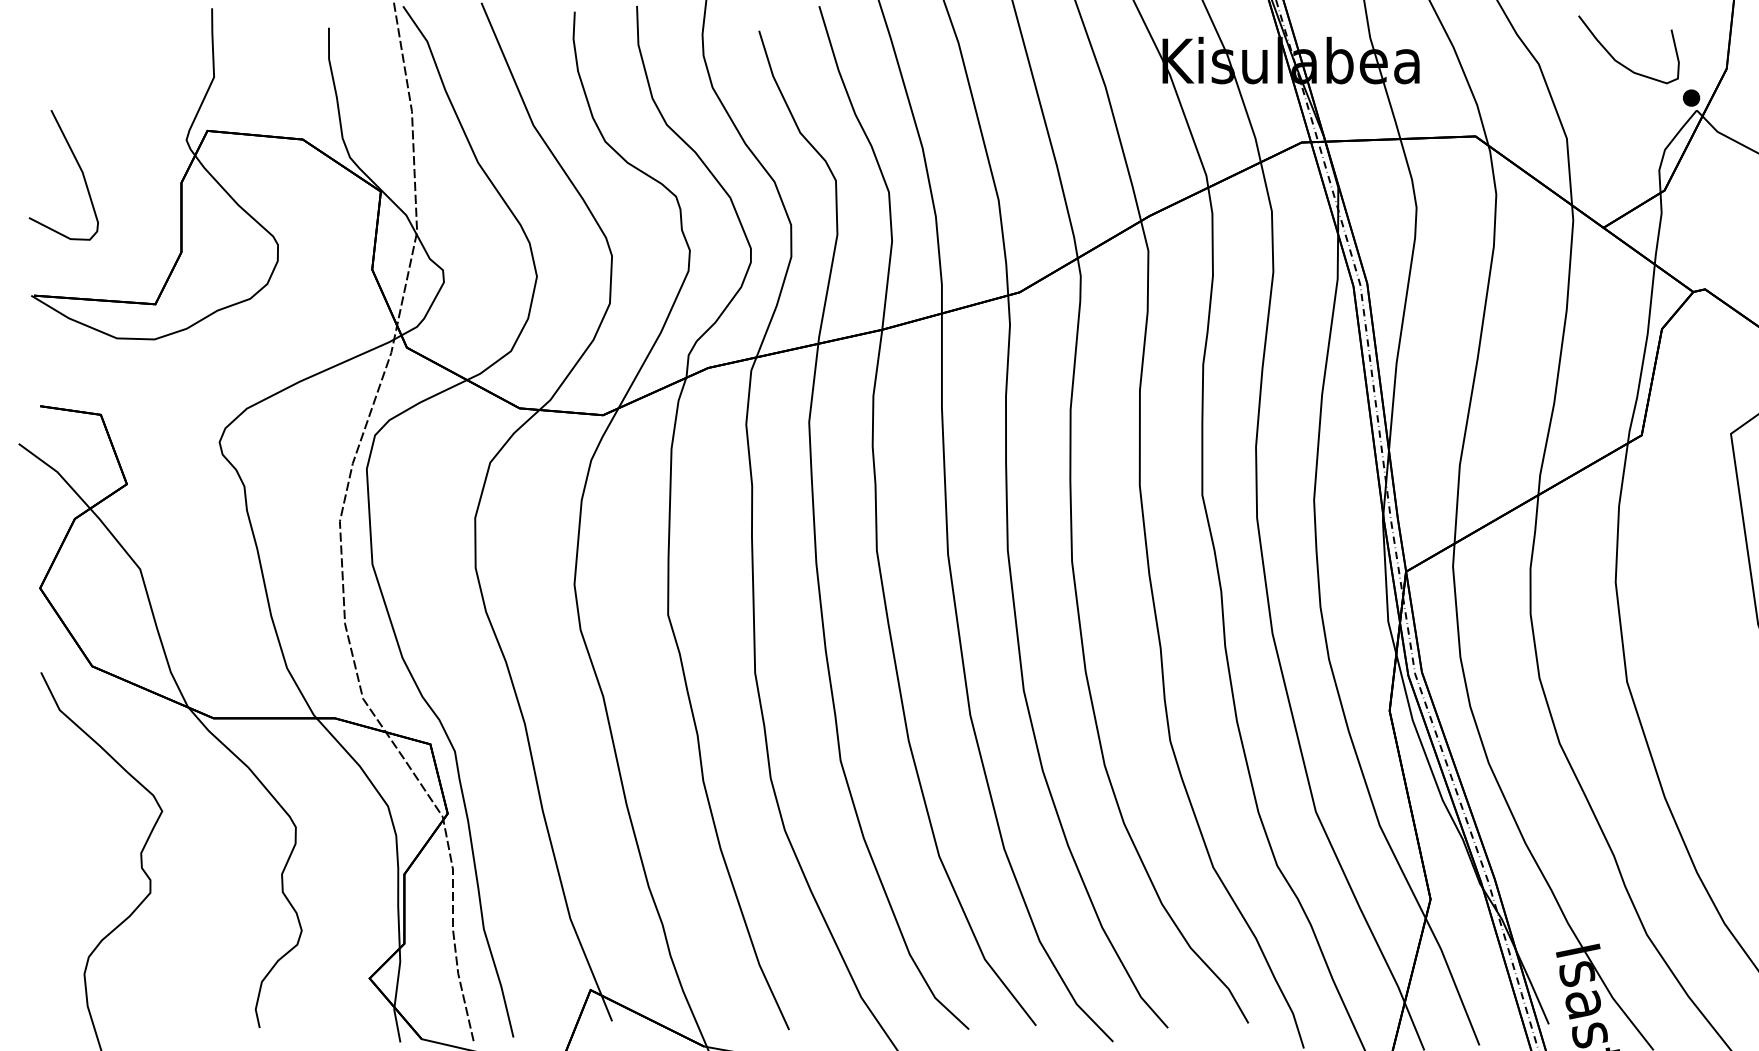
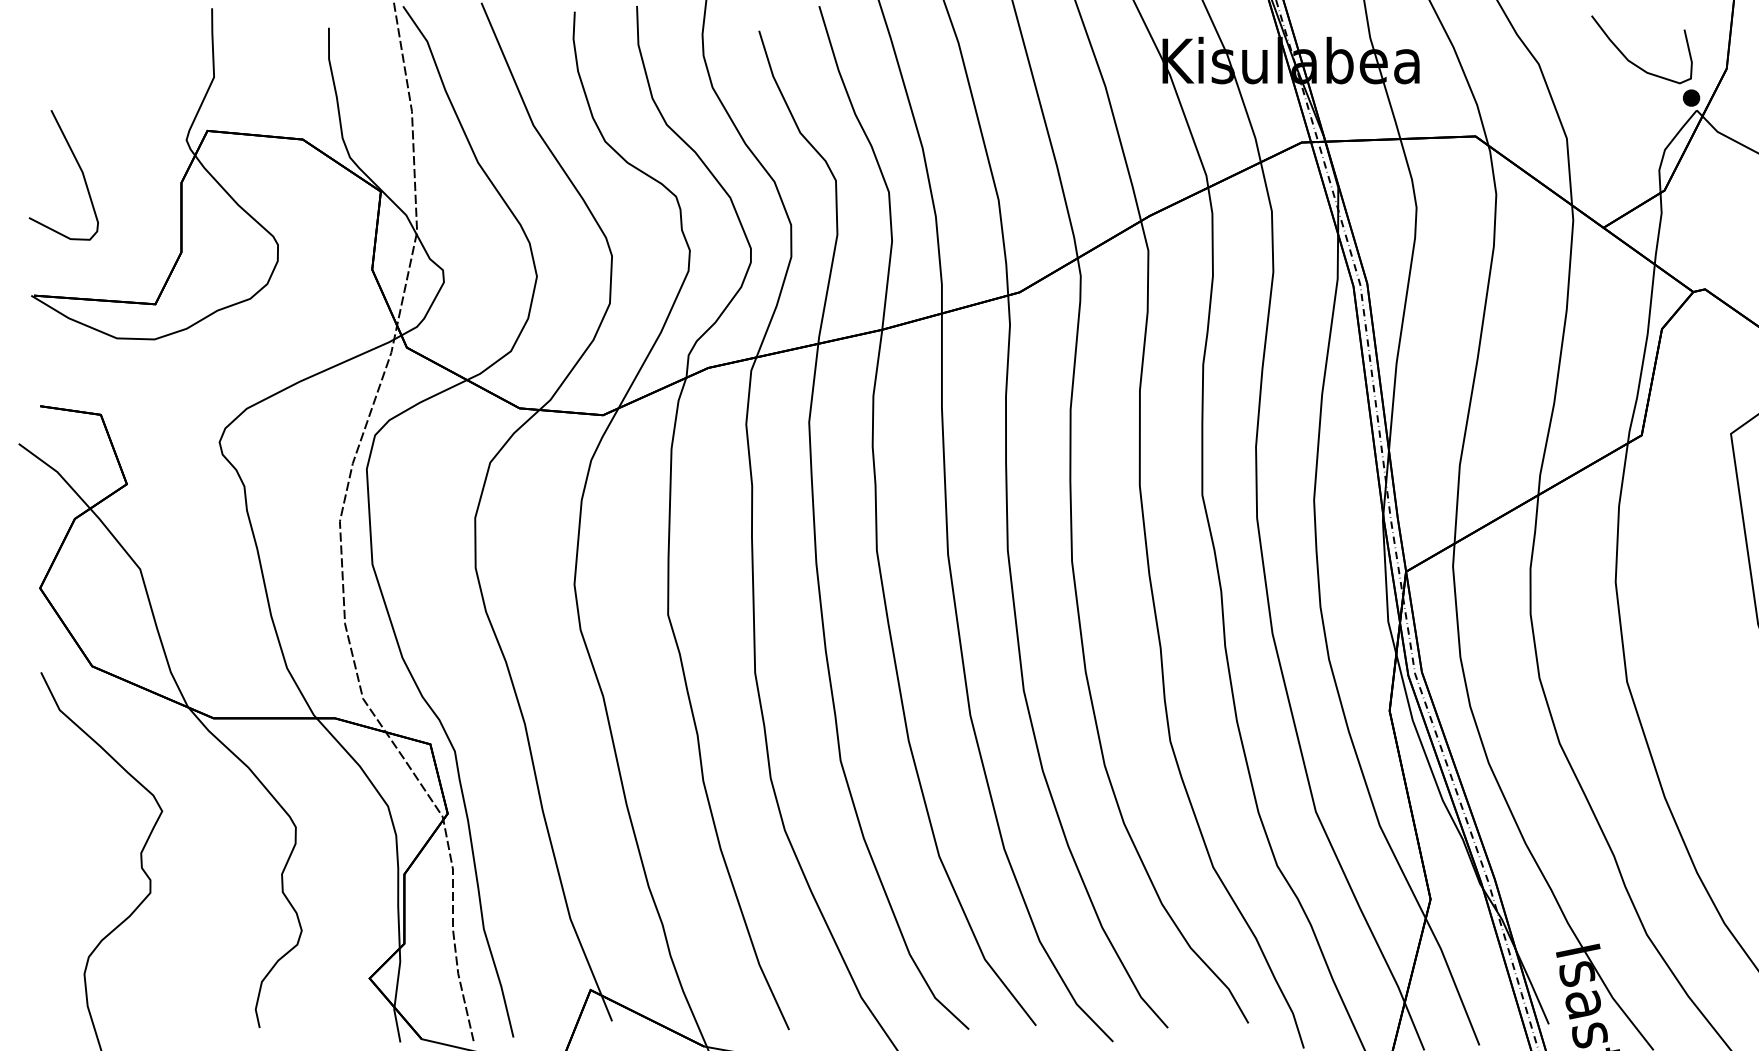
curve position: (1620, 62) -> (1633, 62) (1633, 62)
